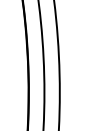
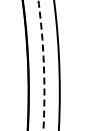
arc: solid -> dashed (43, 65)
